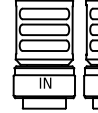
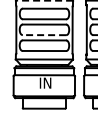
line: solid -> dashed (44, 0)
line: solid -> dashed (44, 35)
